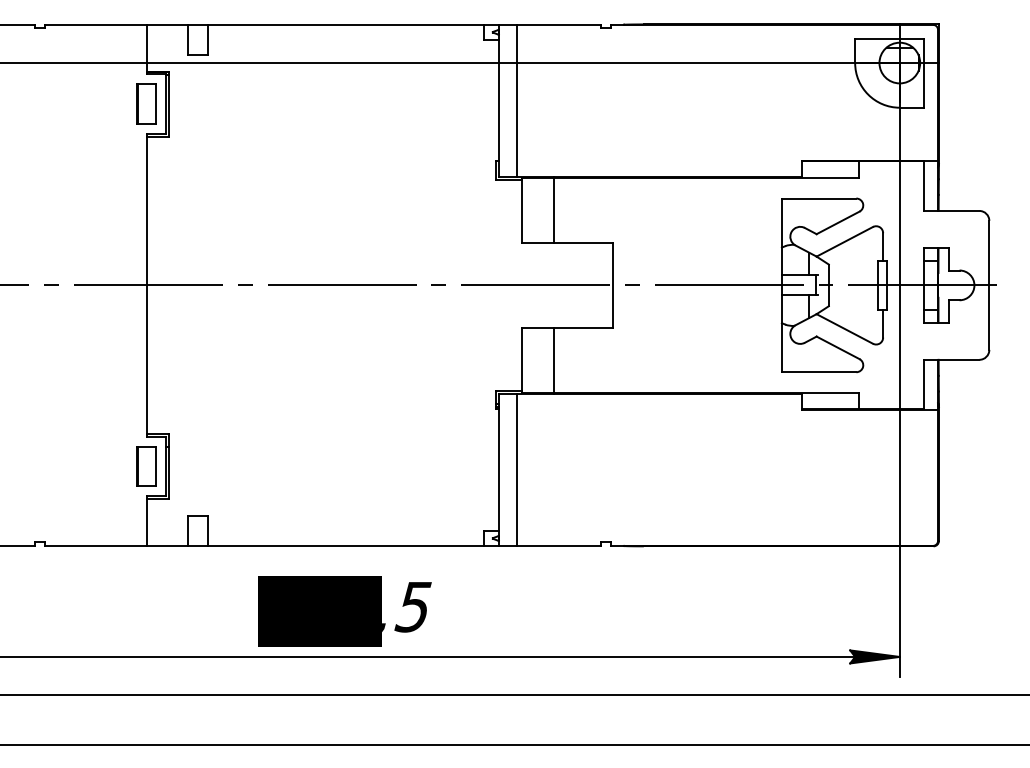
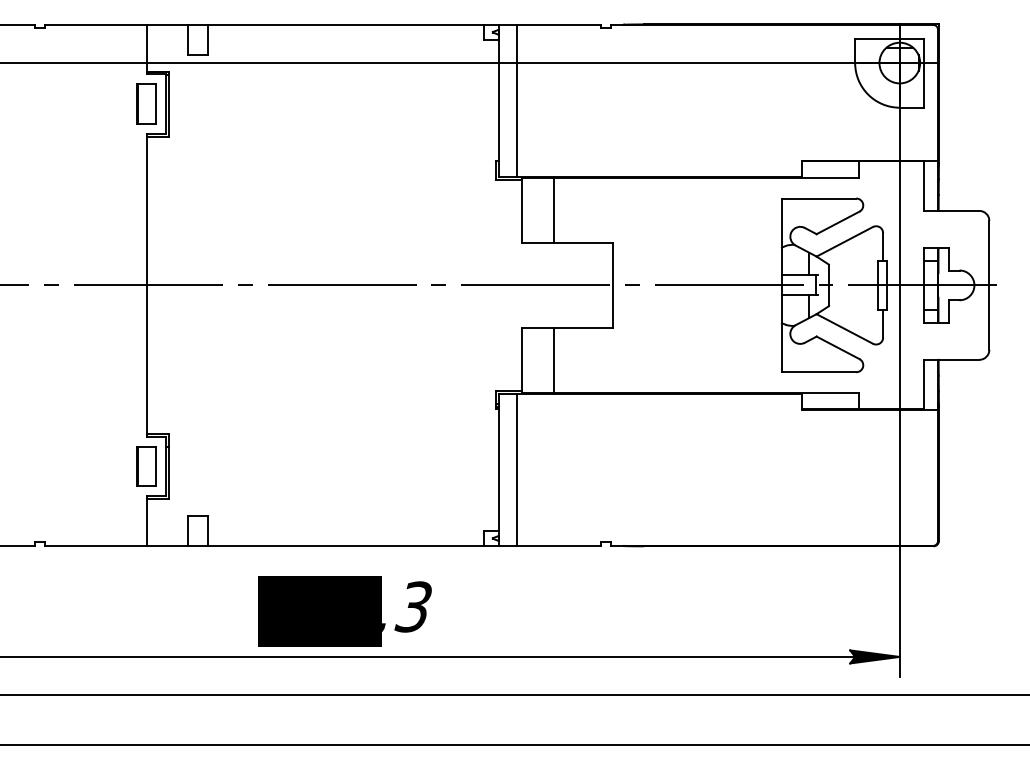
text: 165,5 -> 116,3 (412, 606)
